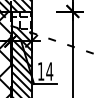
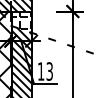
text: 14 -> 13 (49, 71)
